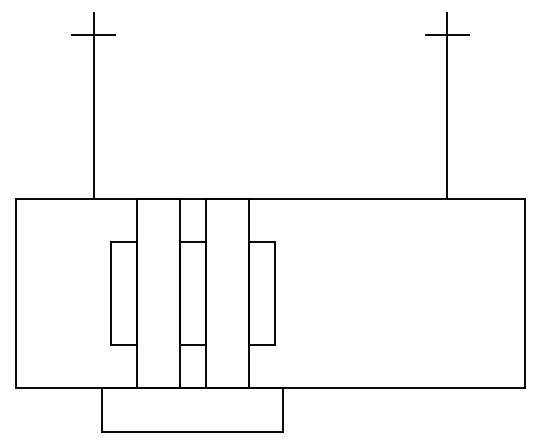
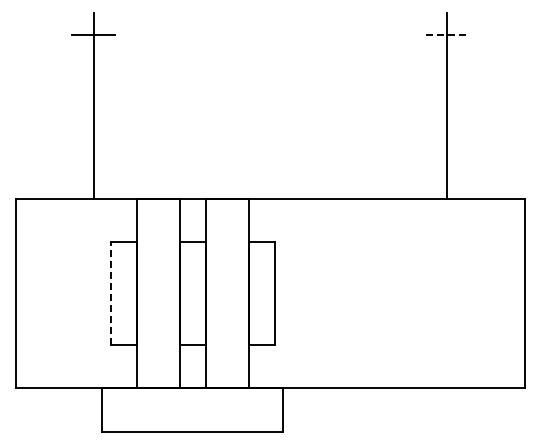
line: solid -> dashed (447, 35)
line: solid -> dashed (111, 293)
